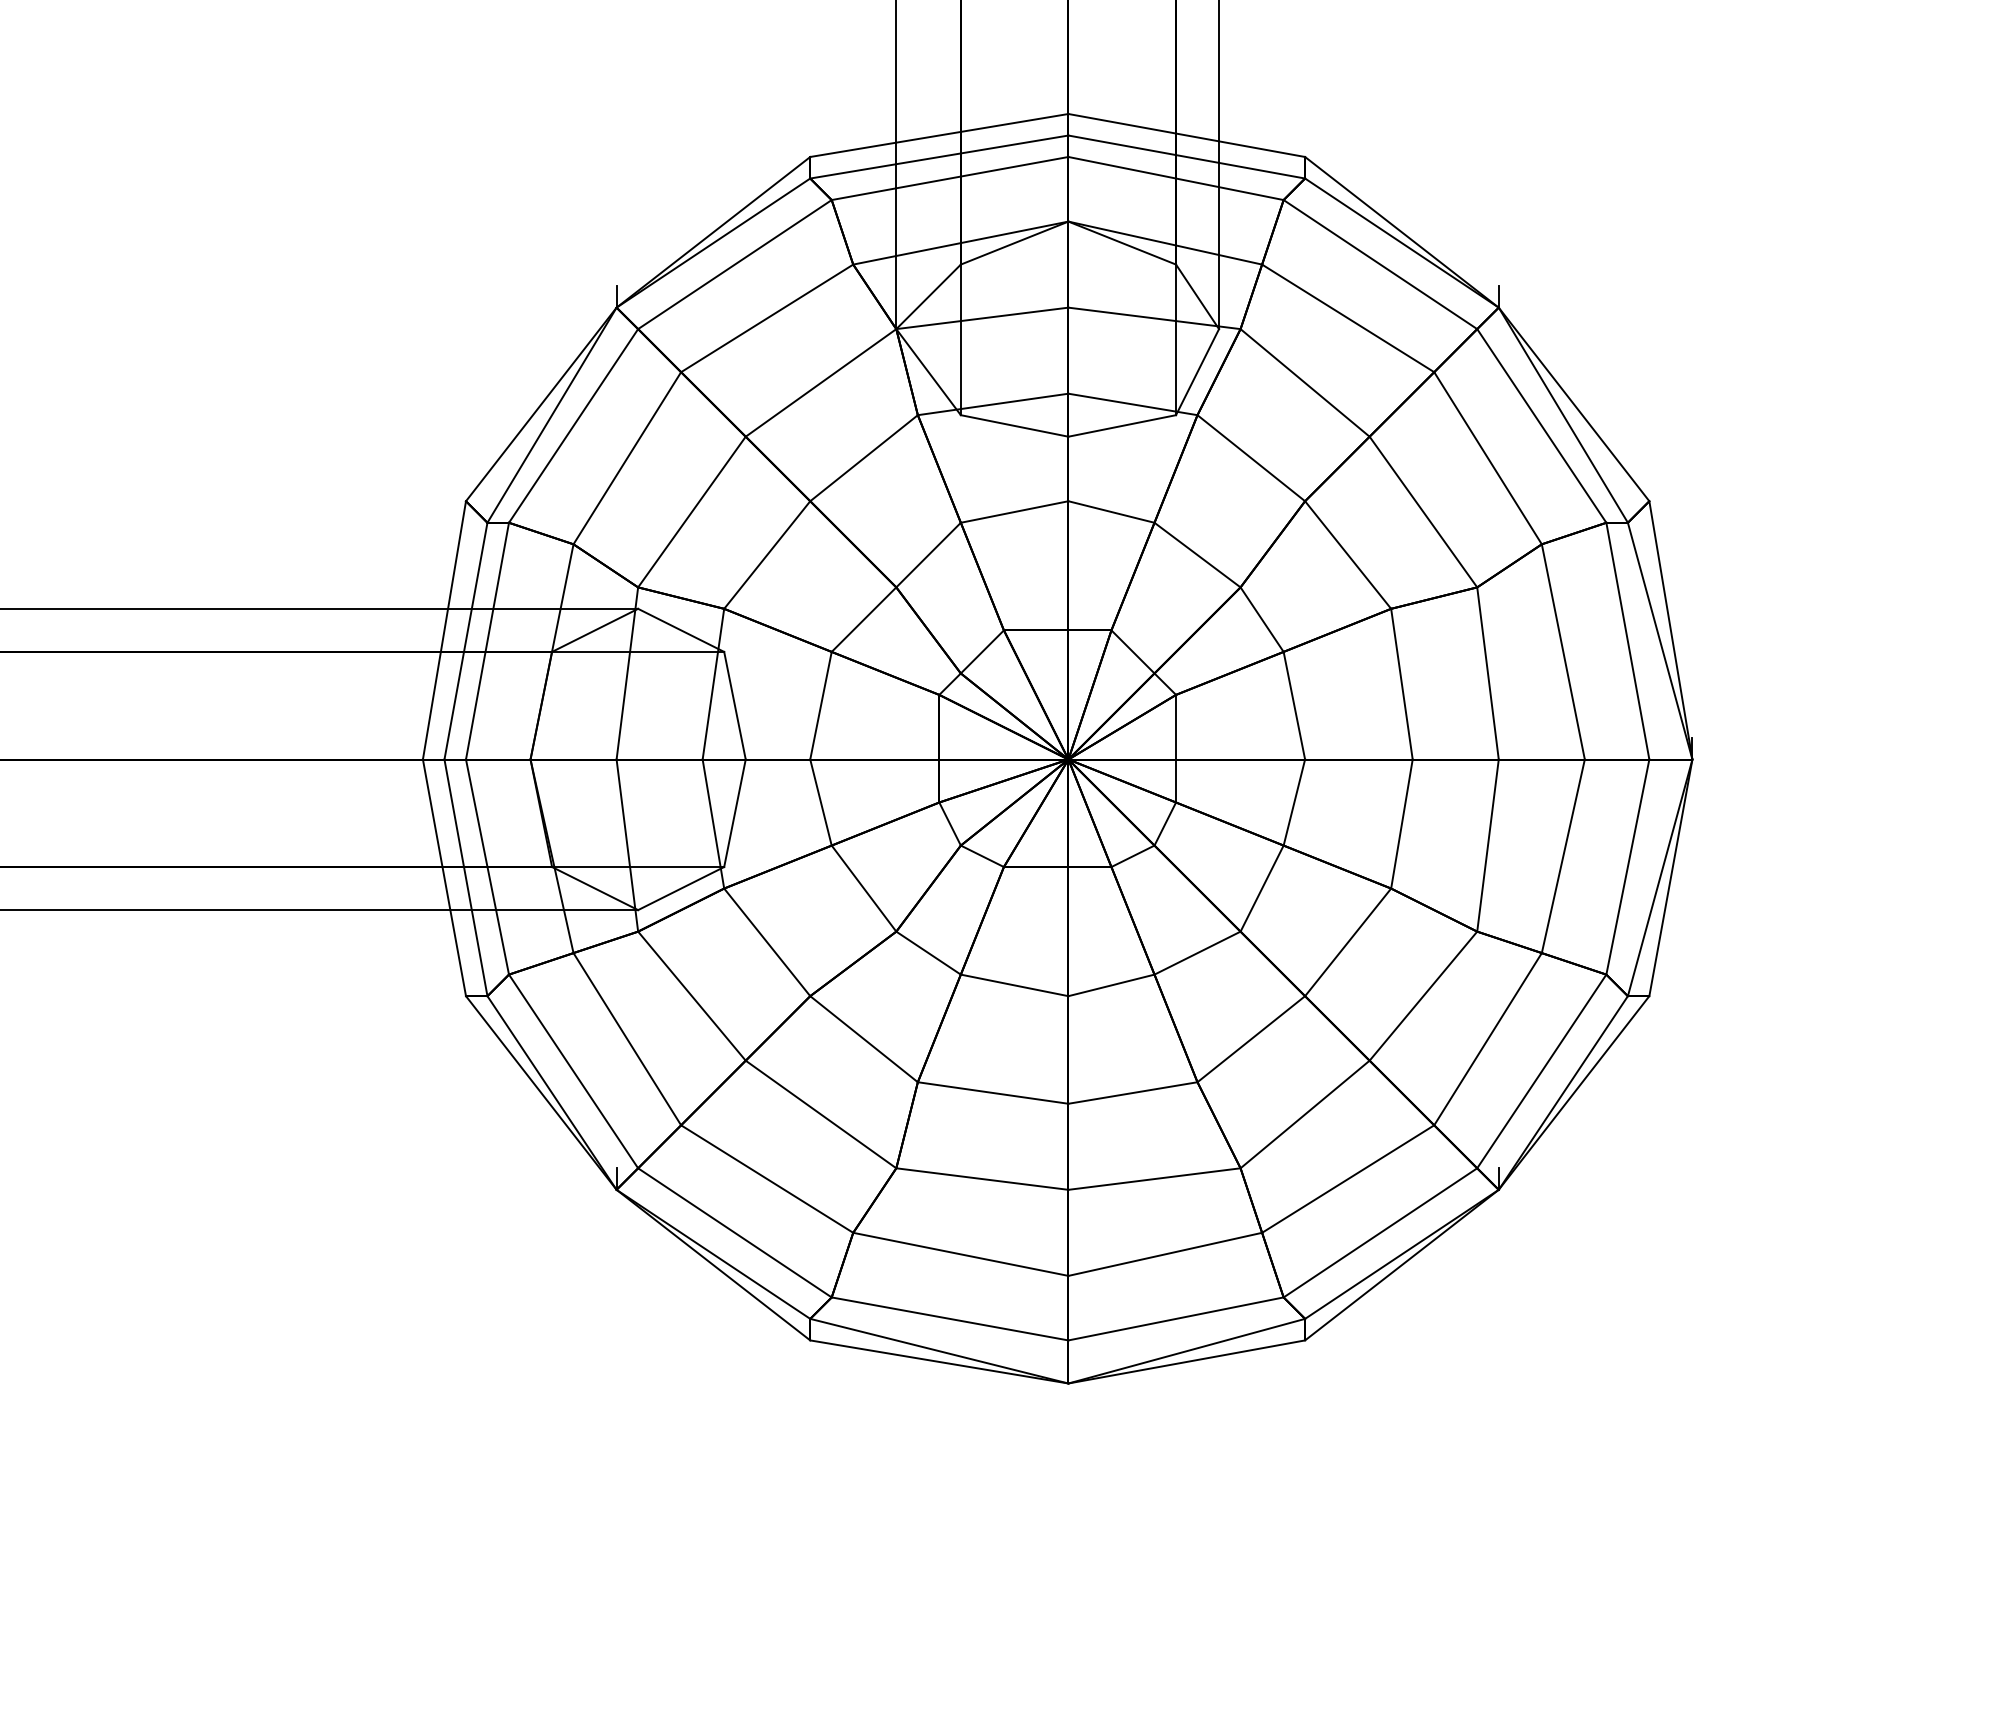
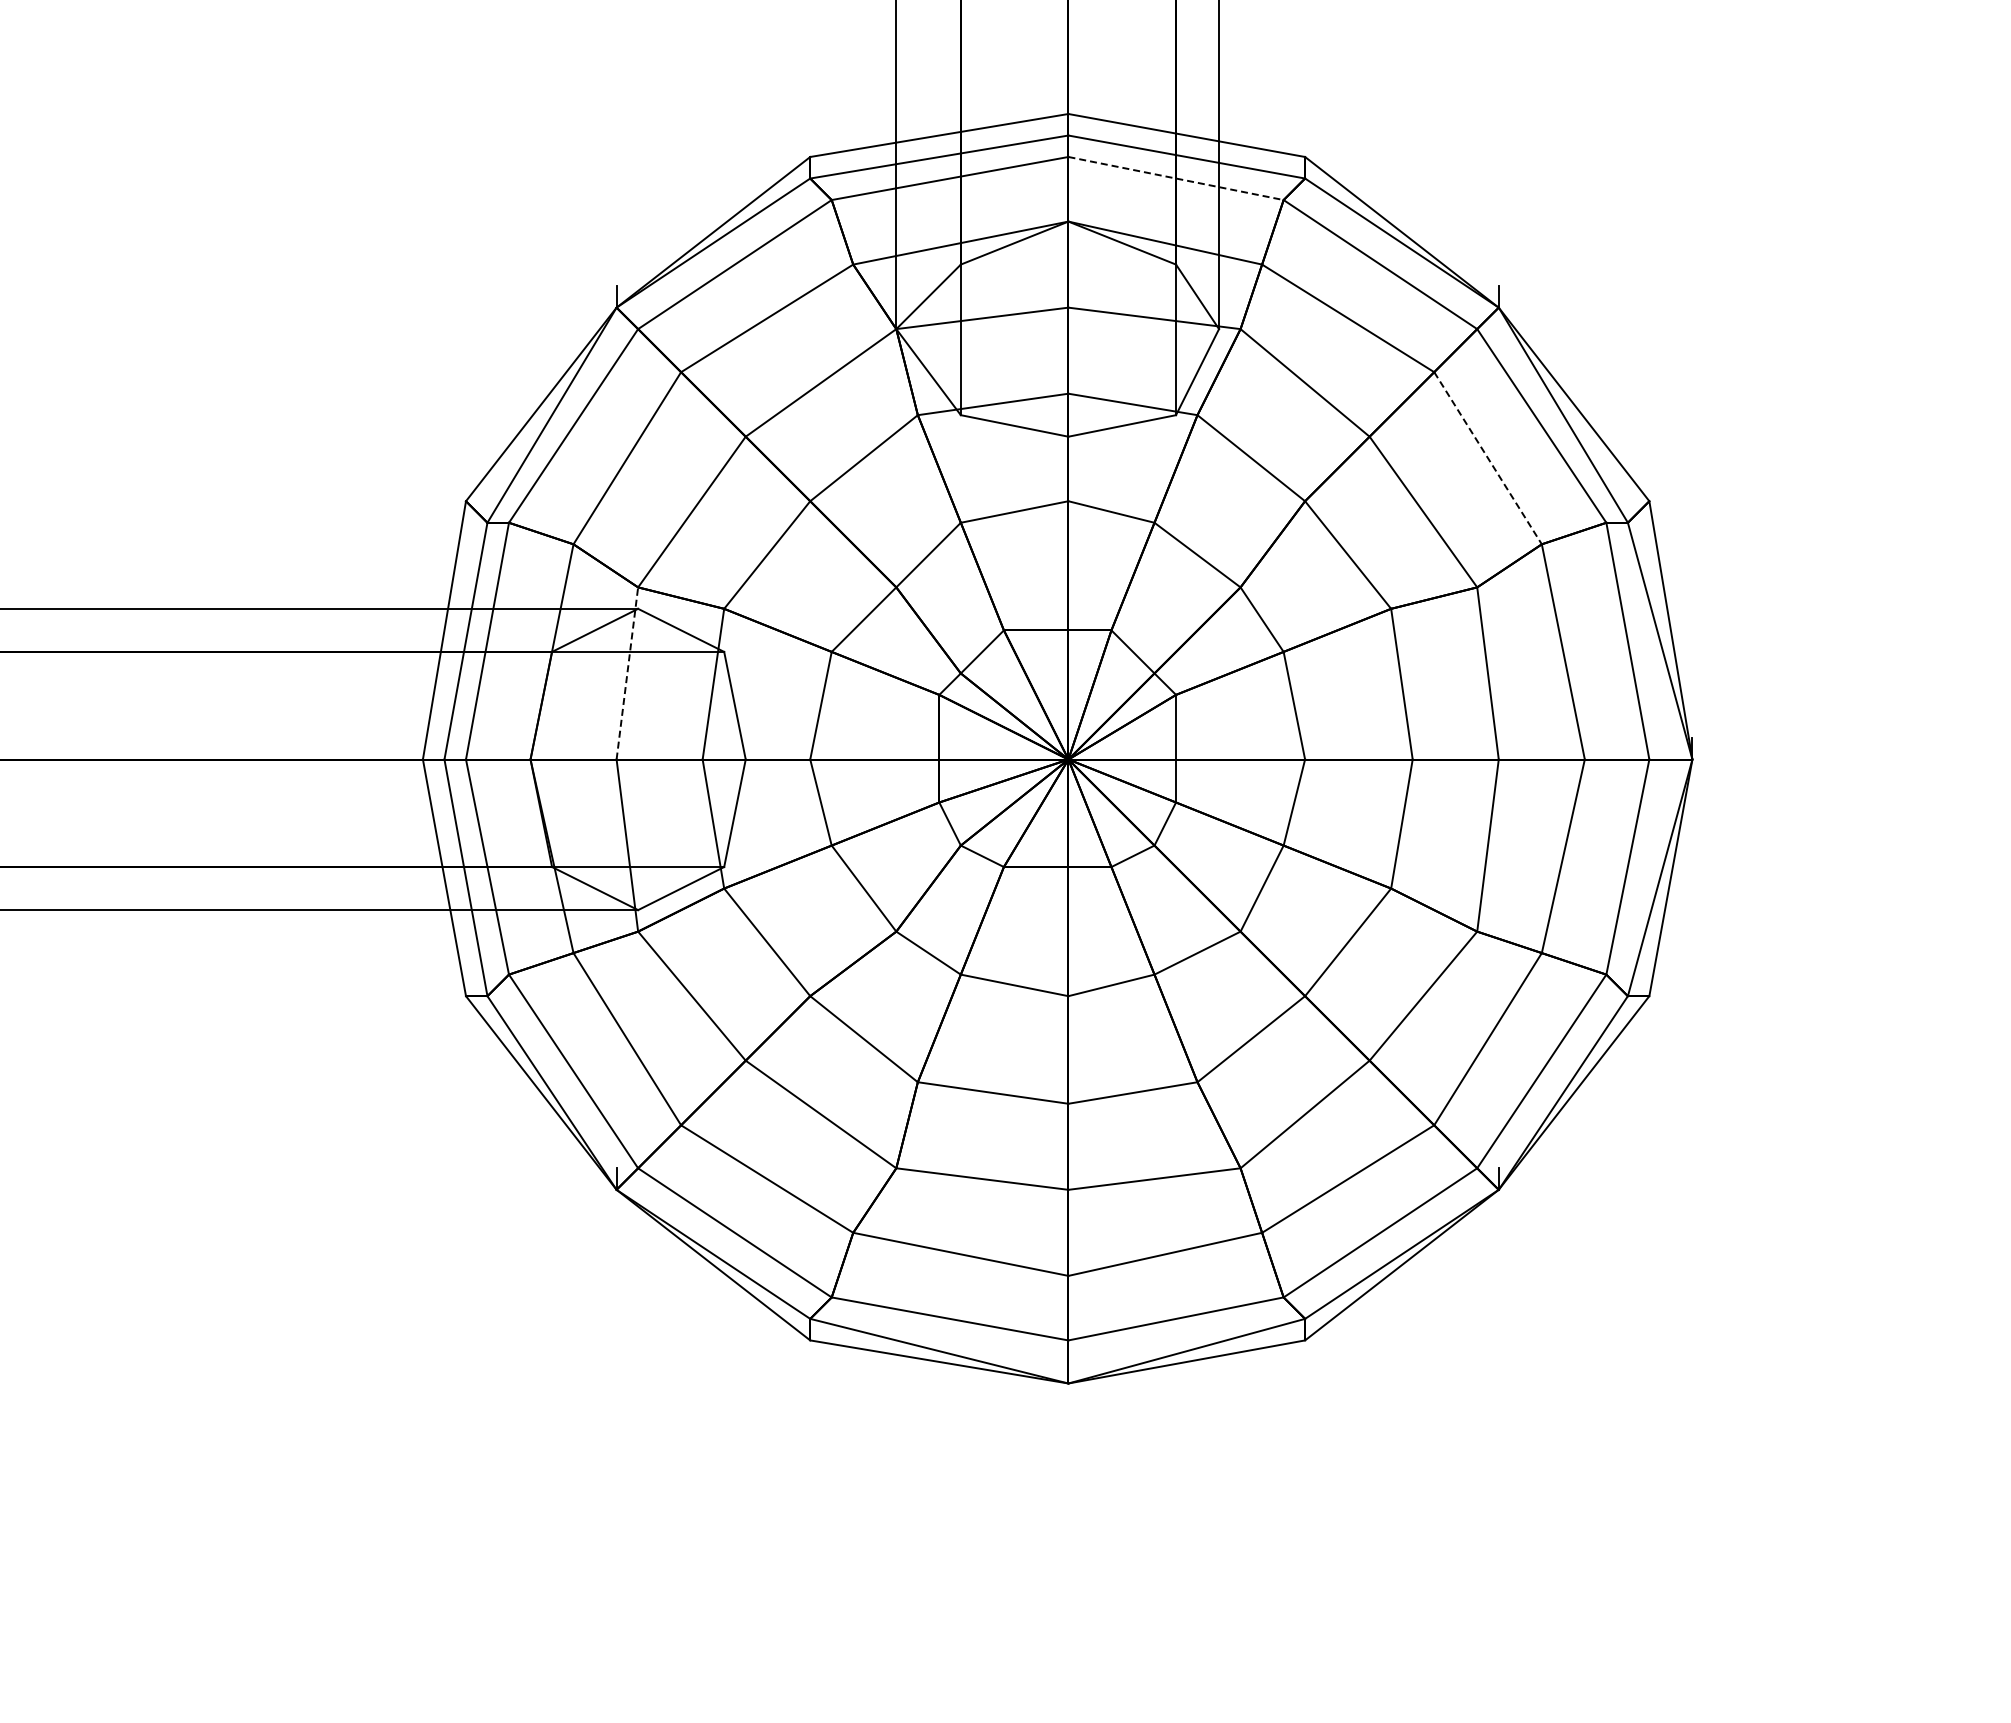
line: solid -> dashed (1176, 178)
line: solid -> dashed (1488, 458)
line: solid -> dashed (627, 673)
